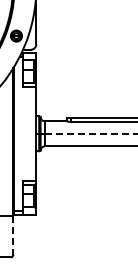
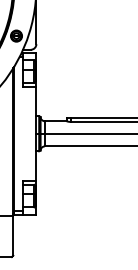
line: dashed -> solid (91, 133)
line: dashed -> solid (13, 235)
